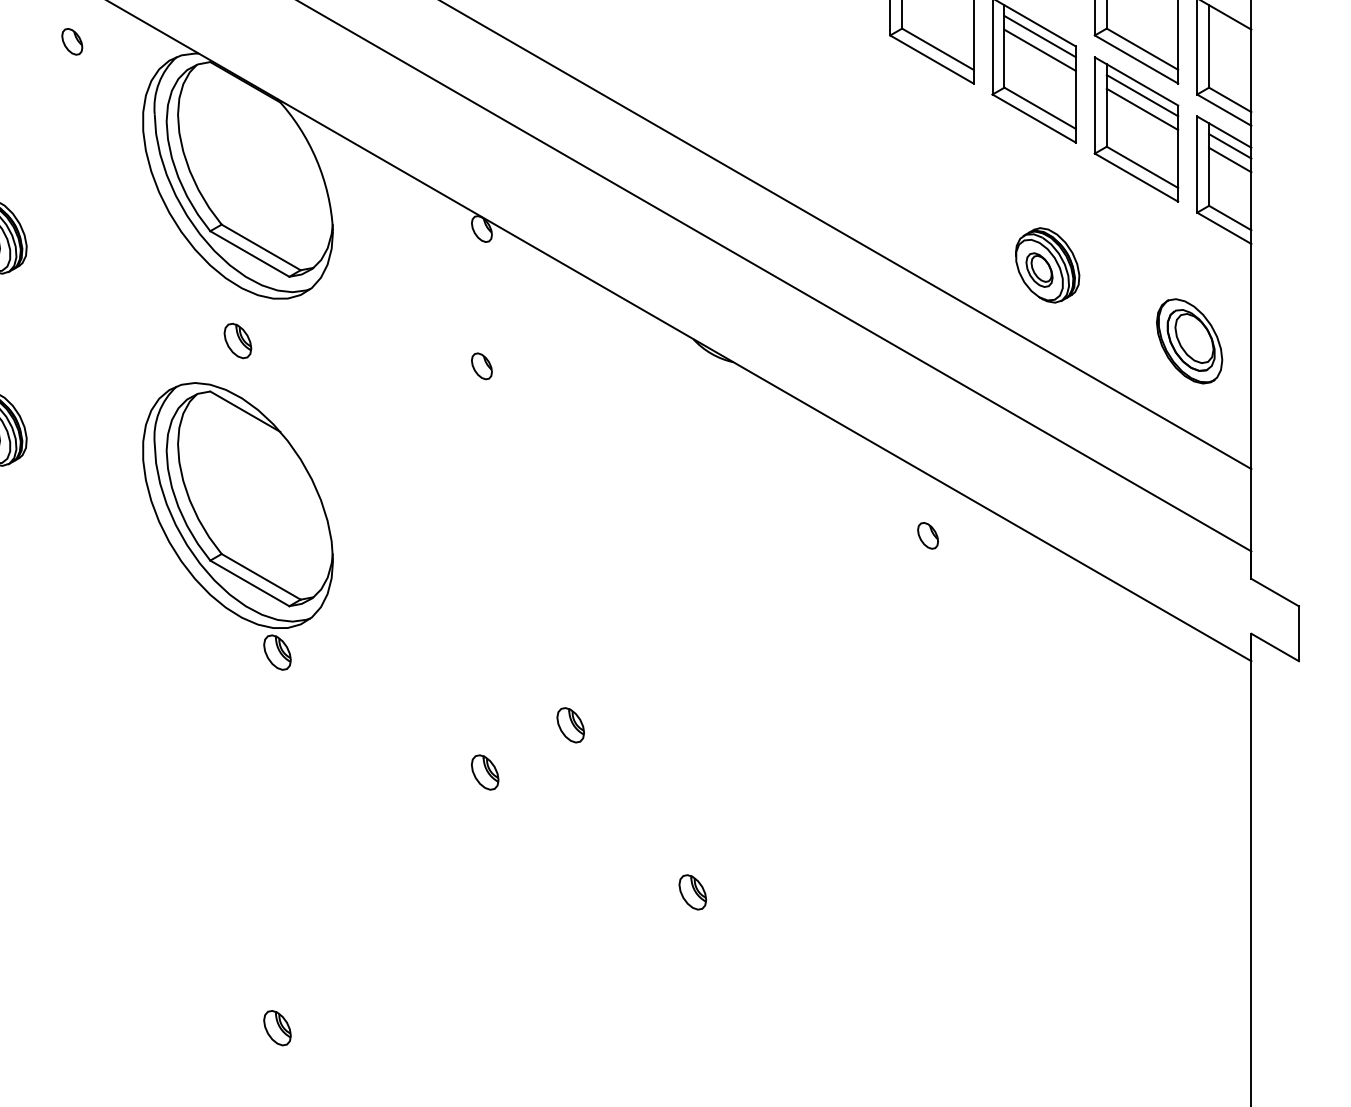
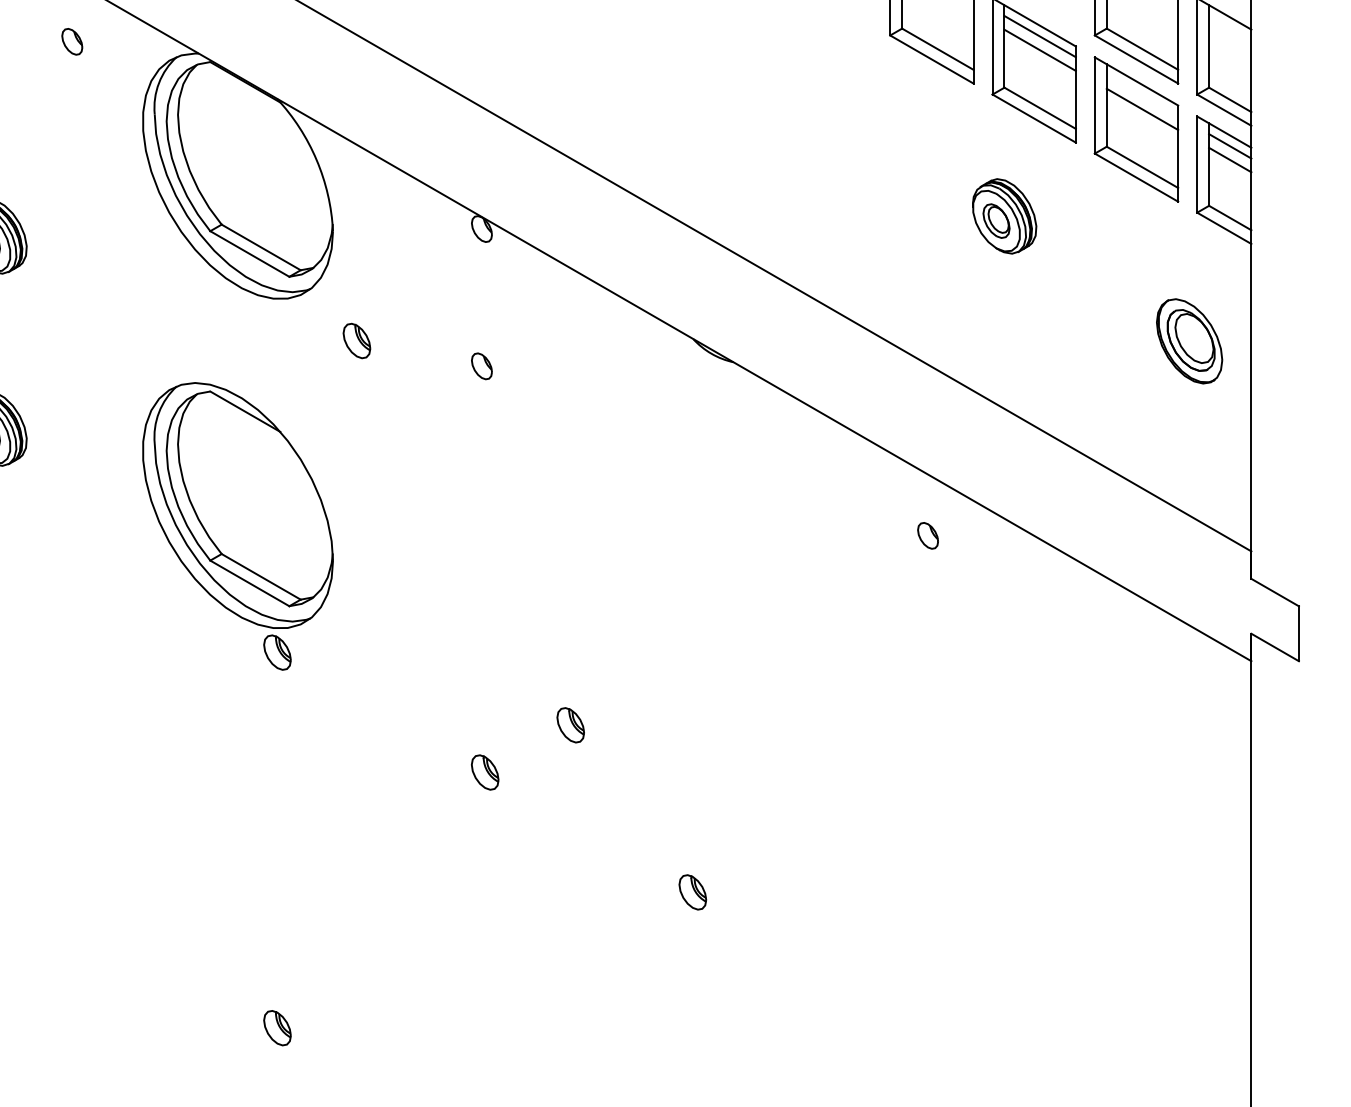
line: present -> none (1142, 95)
line: present -> none (847, 235)
part position: (1047, 265) -> (1004, 216) (1004, 216)
part position: (237, 340) -> (356, 340) (356, 340)
